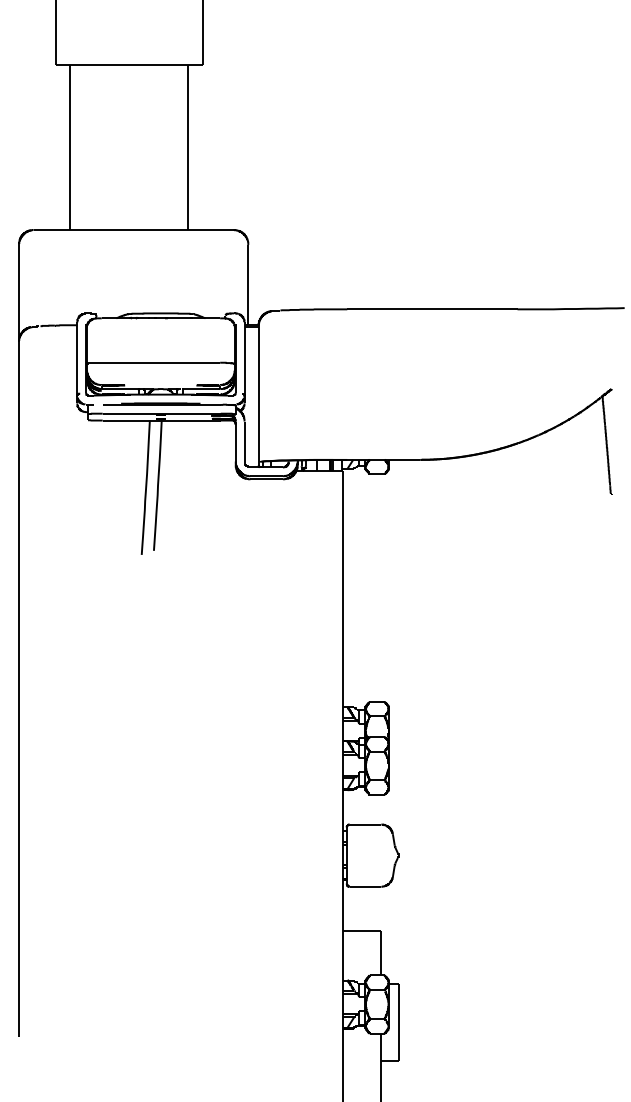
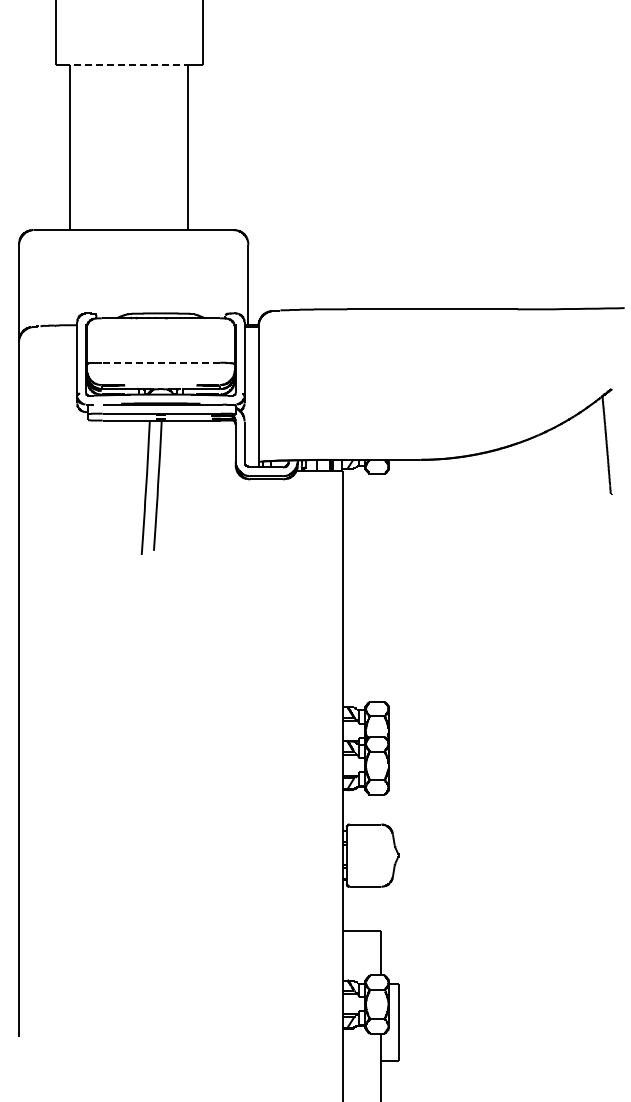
line: solid -> dashed (128, 64)
line: solid -> dashed (160, 362)
